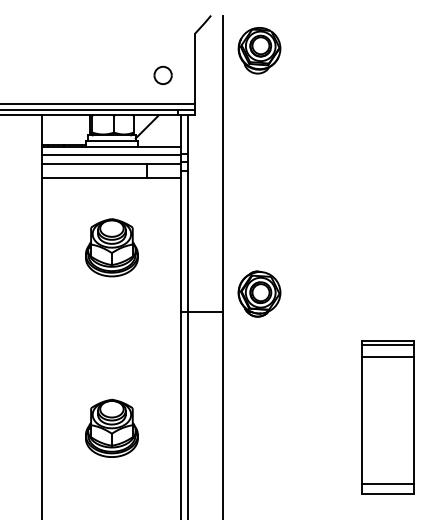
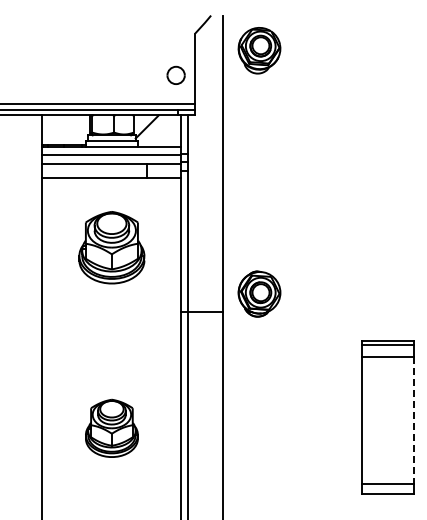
part position: (162, 74) -> (175, 74) (175, 74)
part size: 54x60 px -> 68x74 px (111, 247)
line: solid -> dashed (413, 420)
